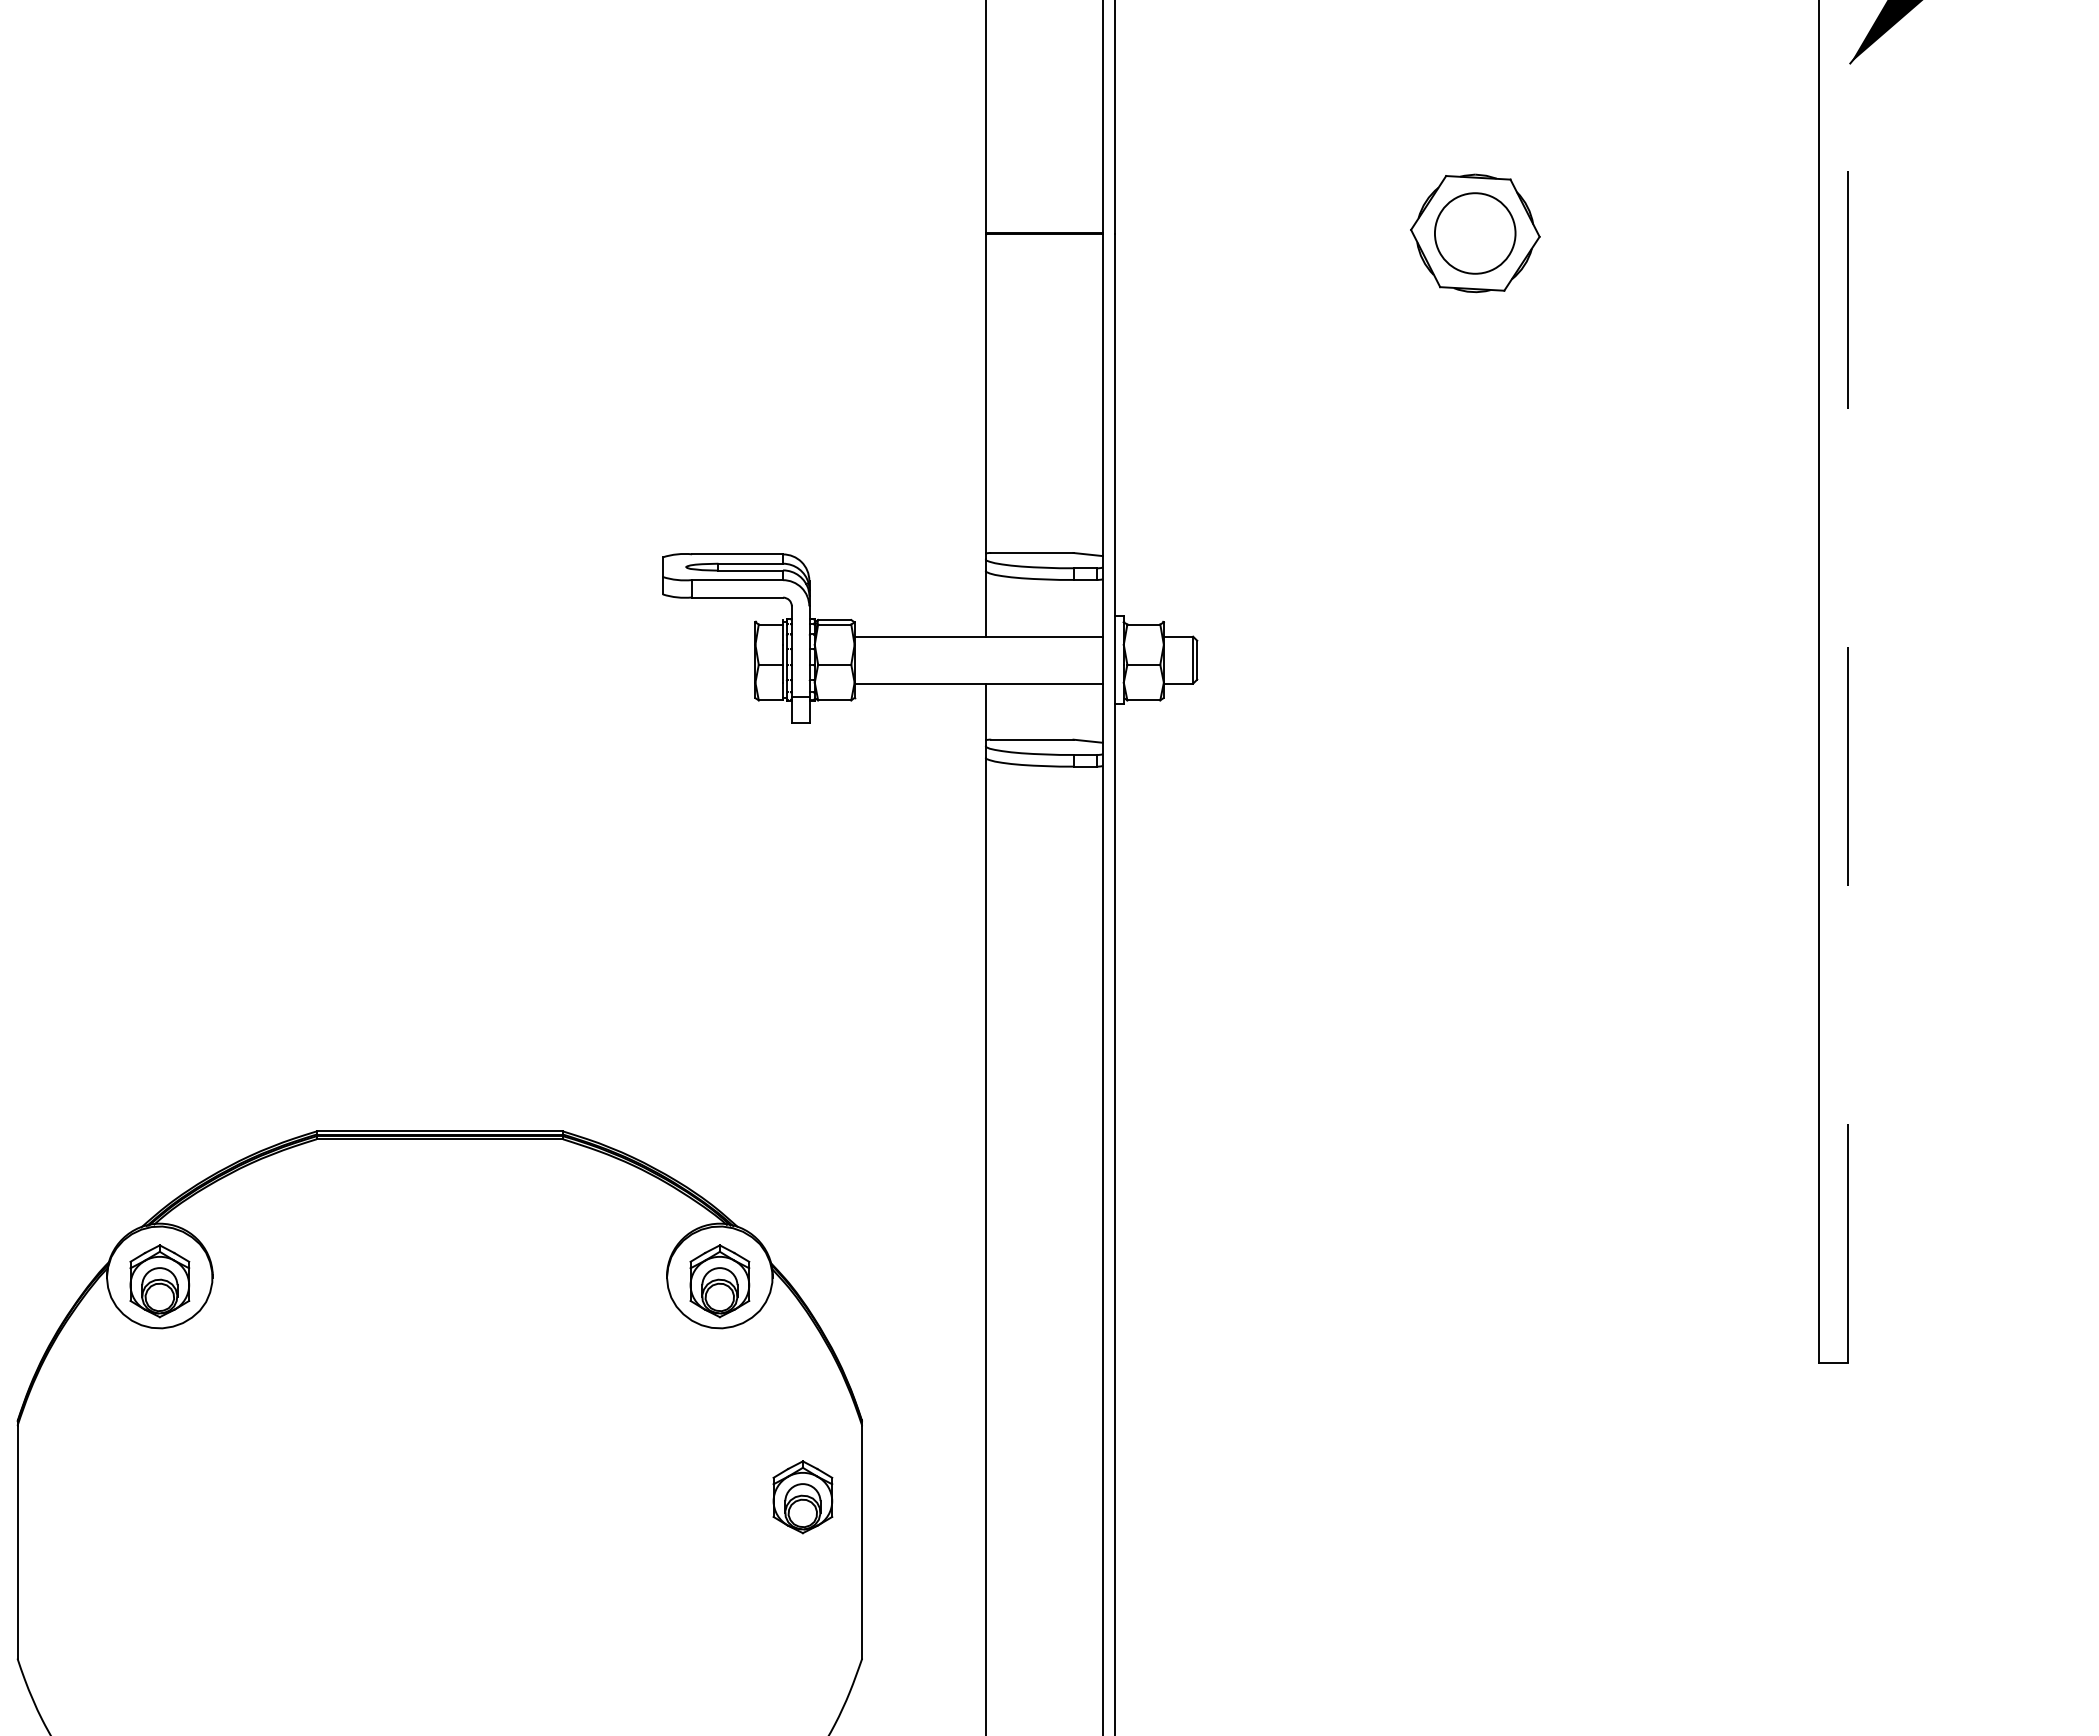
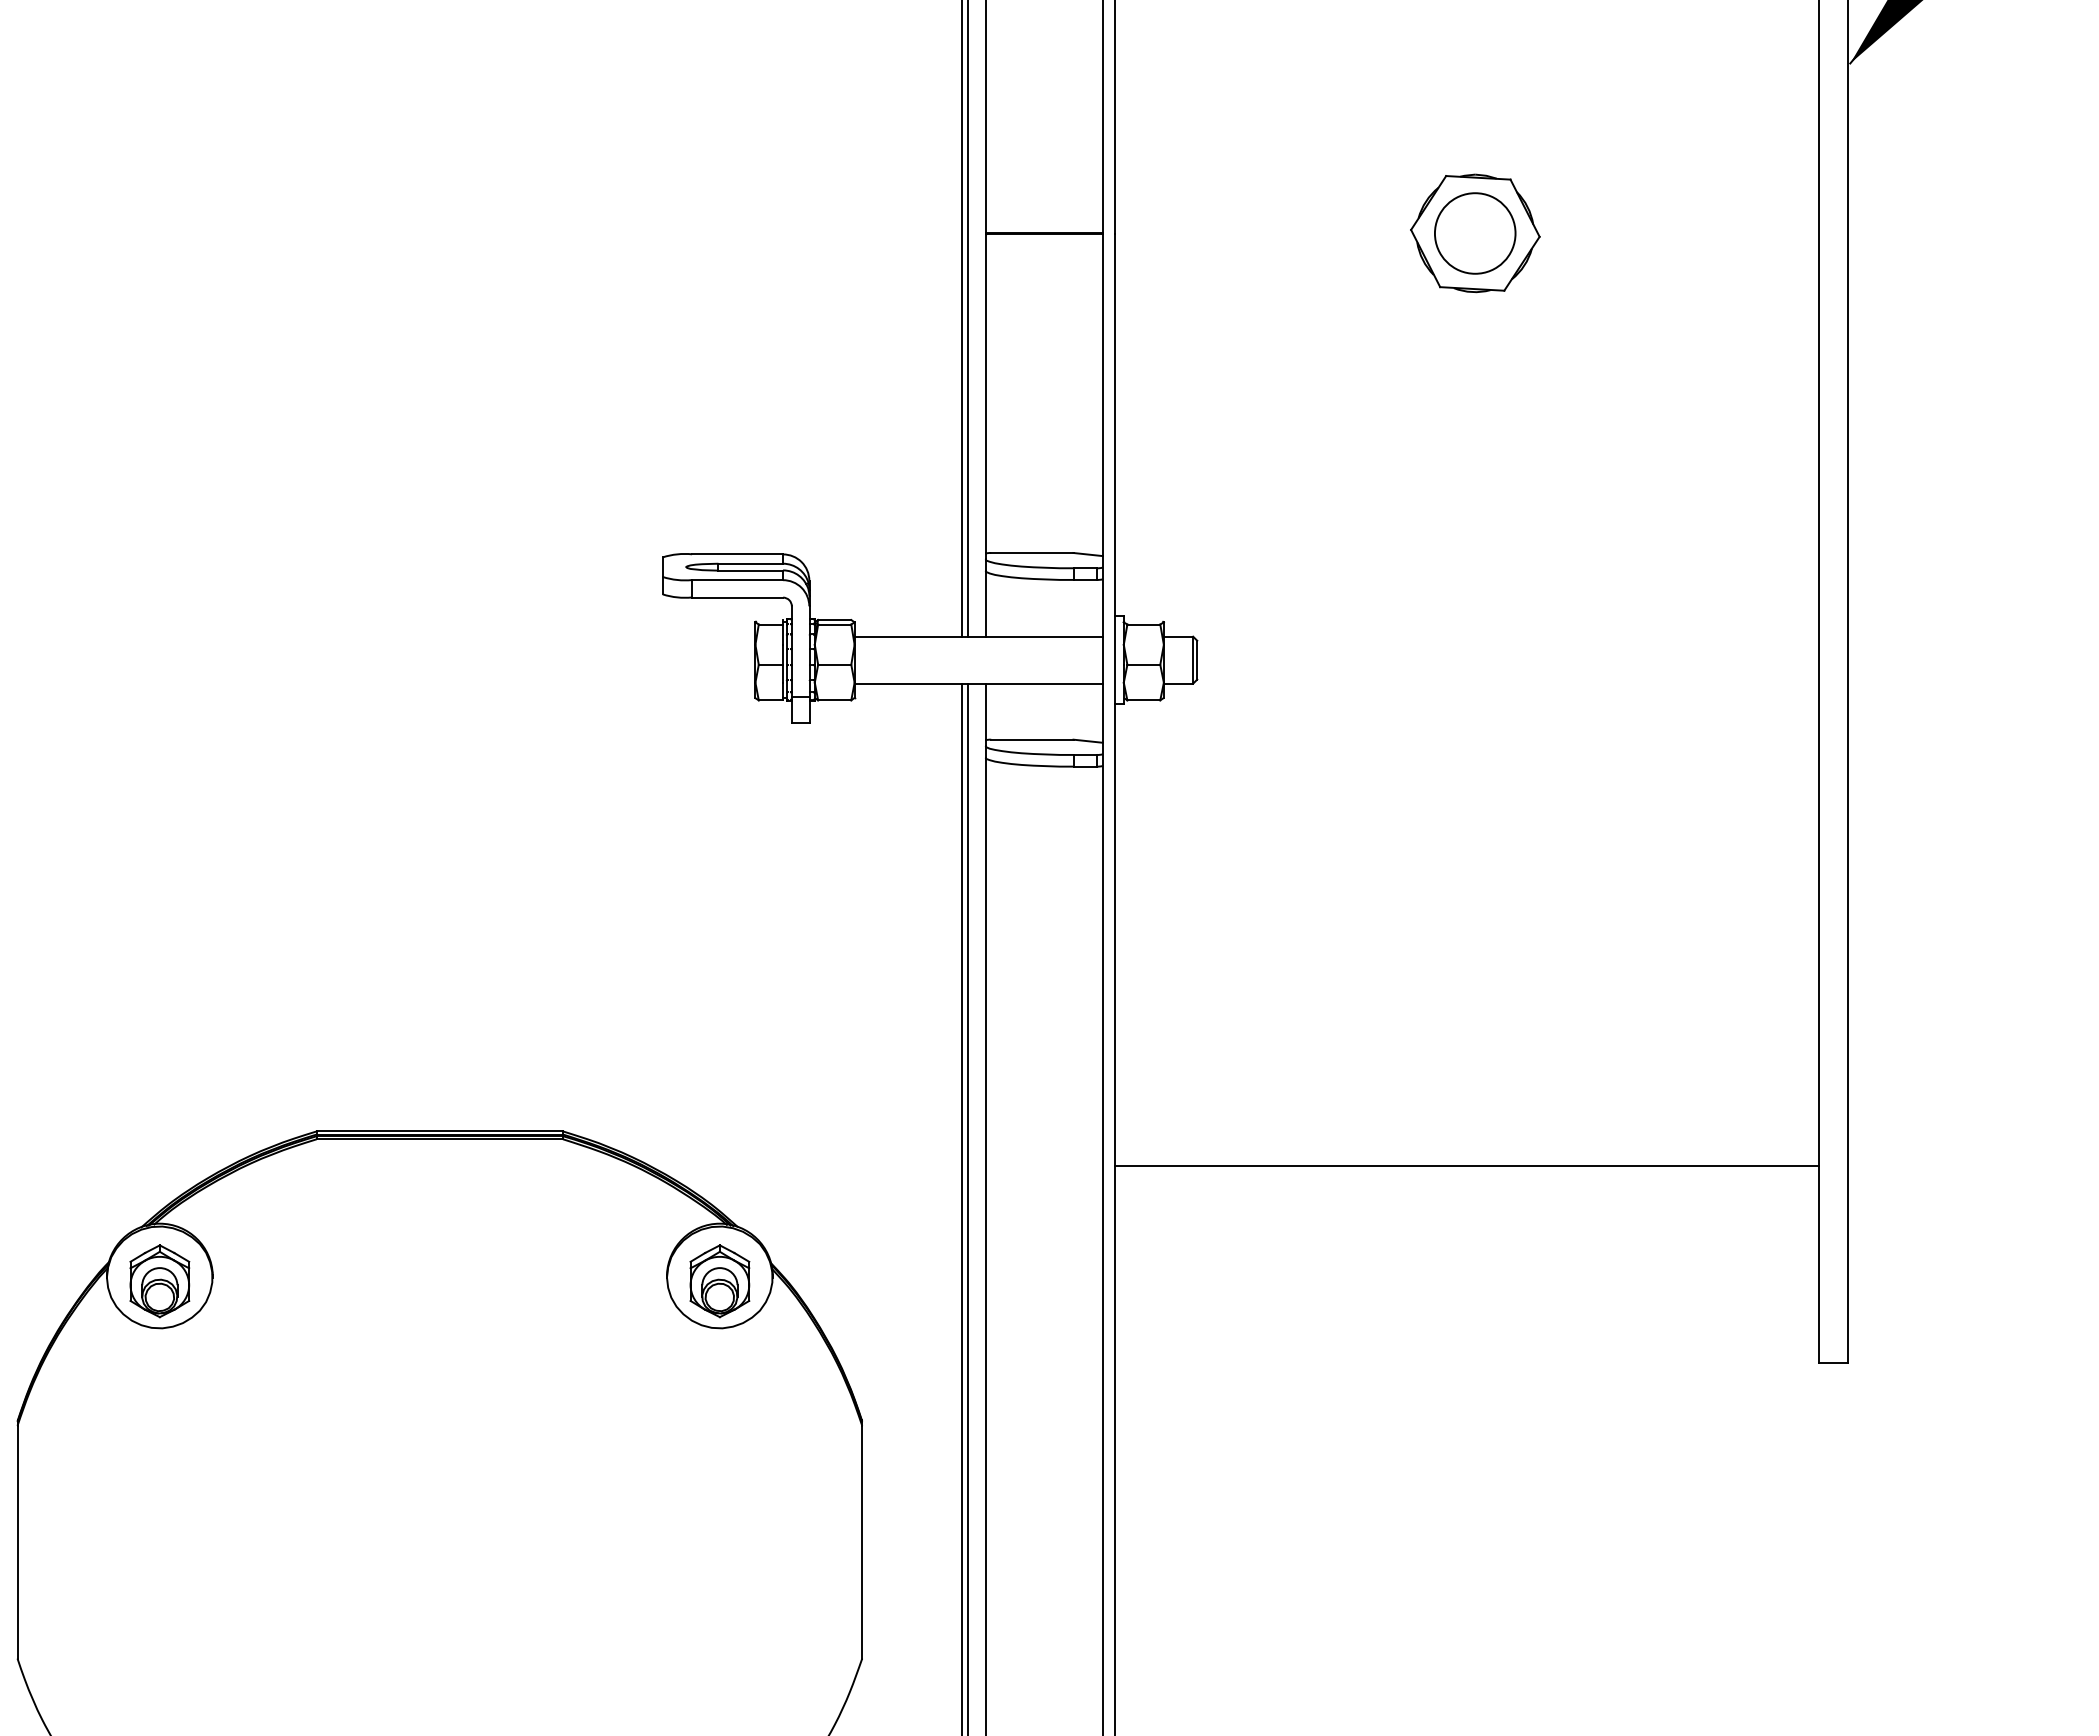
line: none -> present (961, 319)
line: none -> present (967, 319)
line: dashed -> solid (1847, 681)
line: none -> present (1466, 1166)
line: none -> present (961, 1207)
line: none -> present (967, 1207)
part: present -> none (802, 1497)
